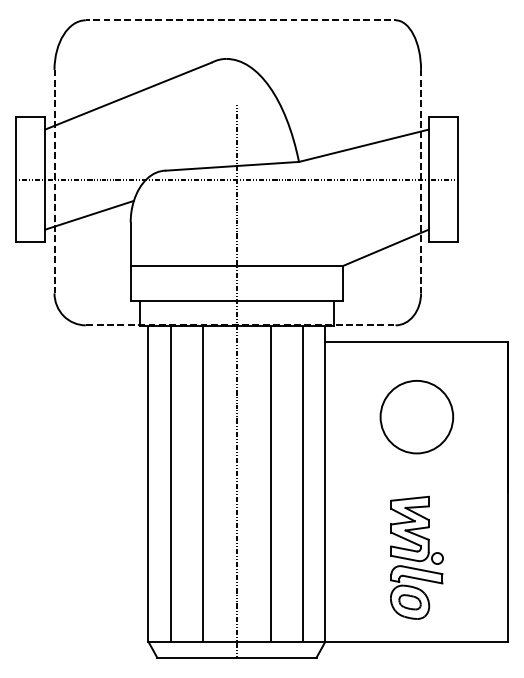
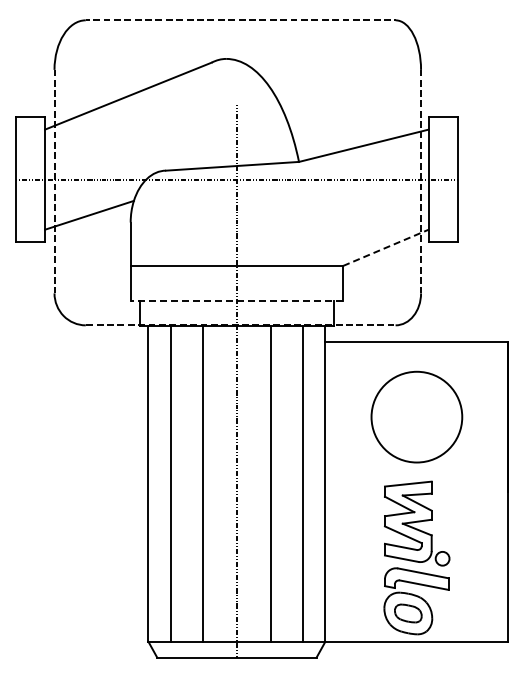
line: solid -> dashed (386, 247)
line: solid -> dashed (236, 300)
circle diameter: 73 px -> 91 px (416, 416)
part size: 54x125 px -> 68x156 px (416, 557)
